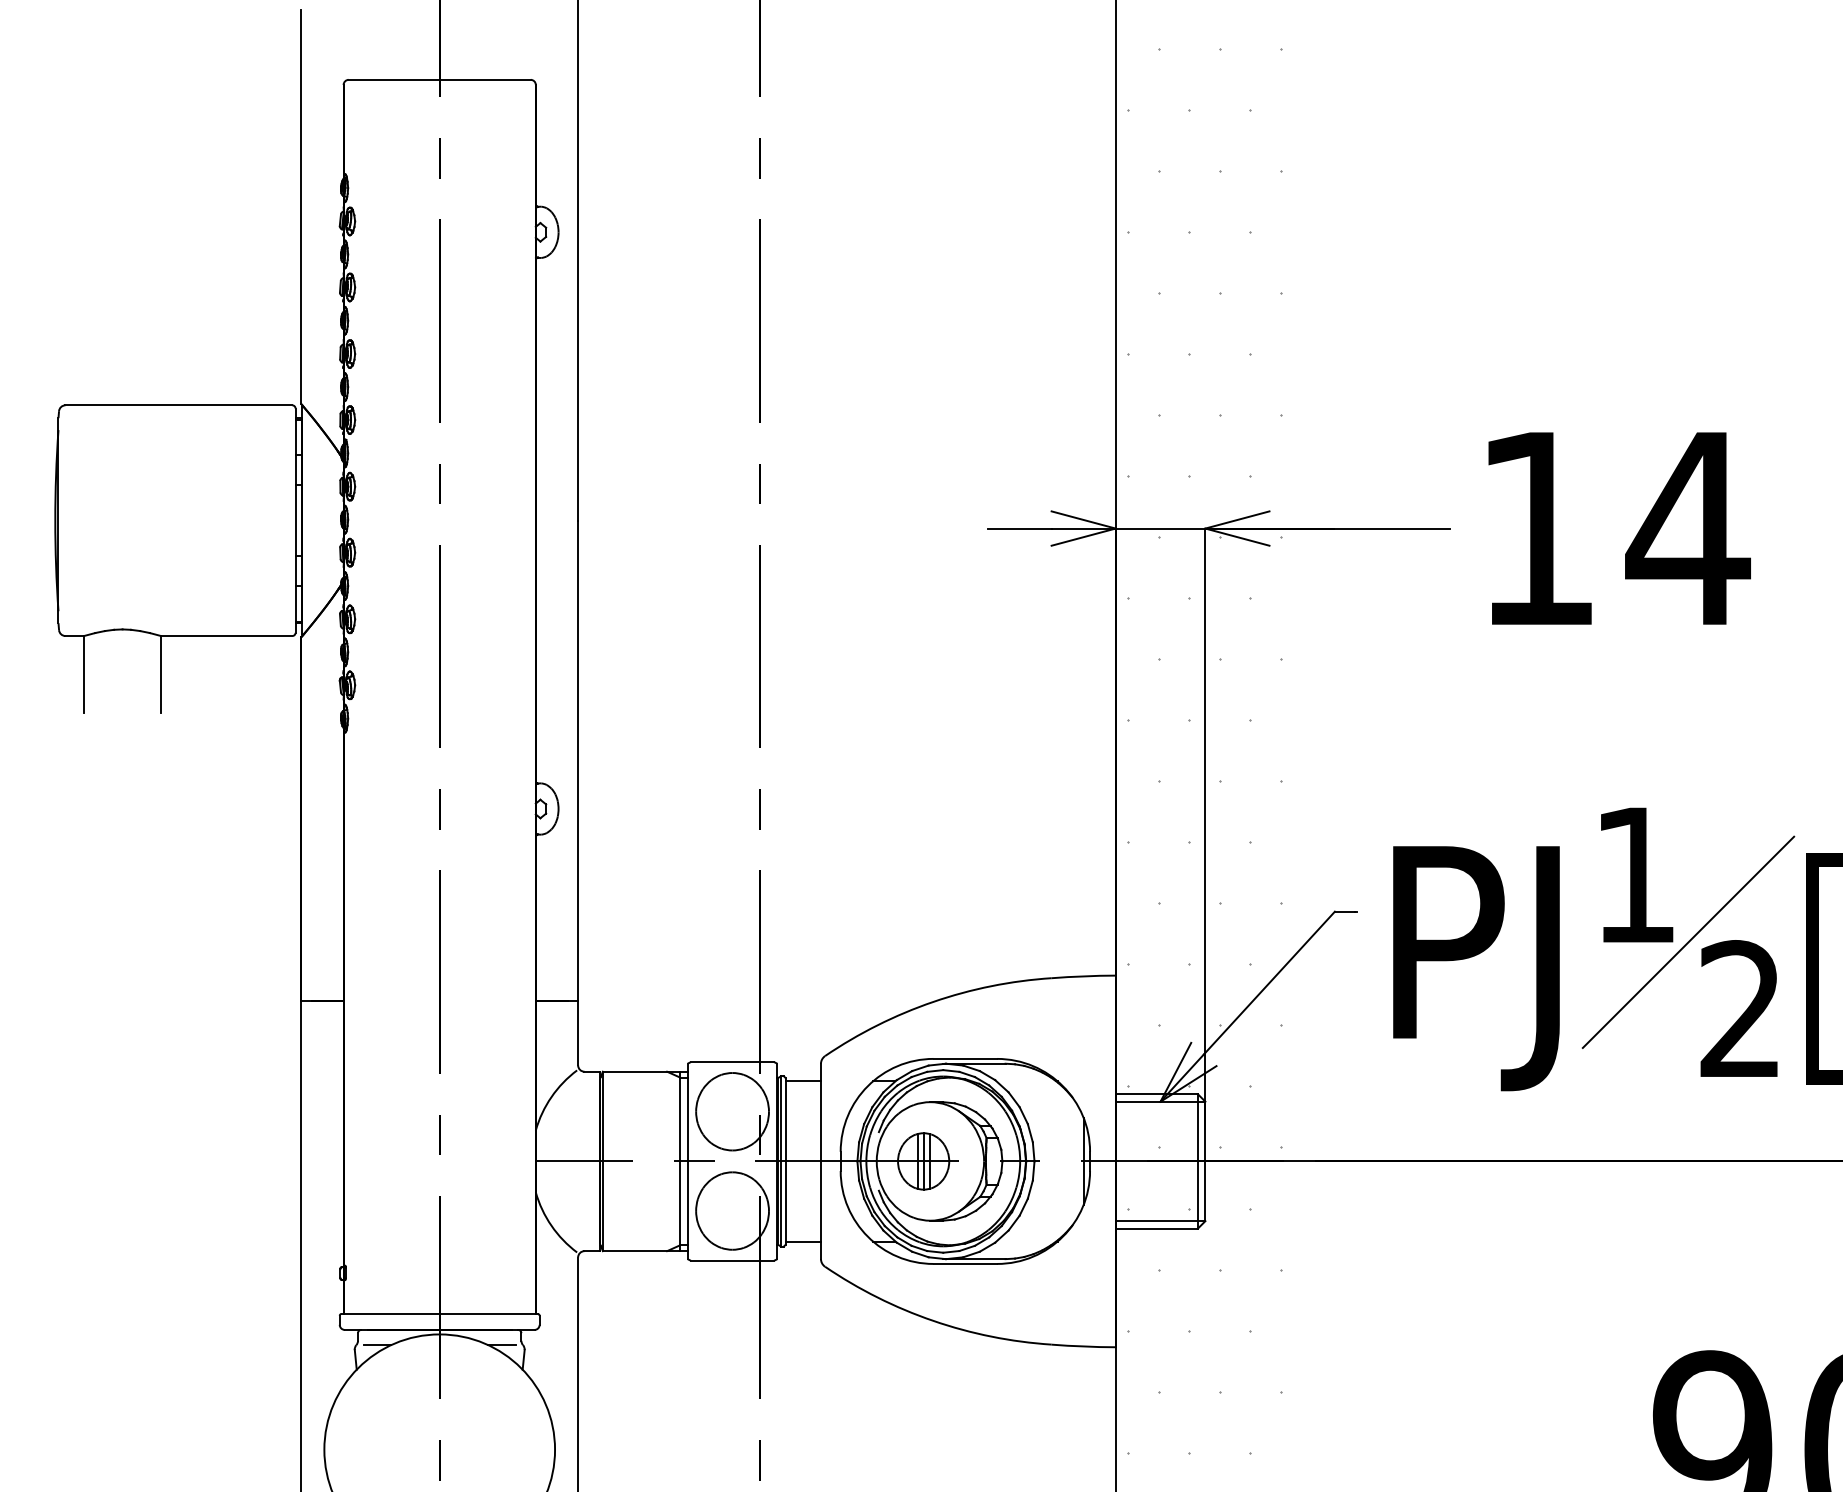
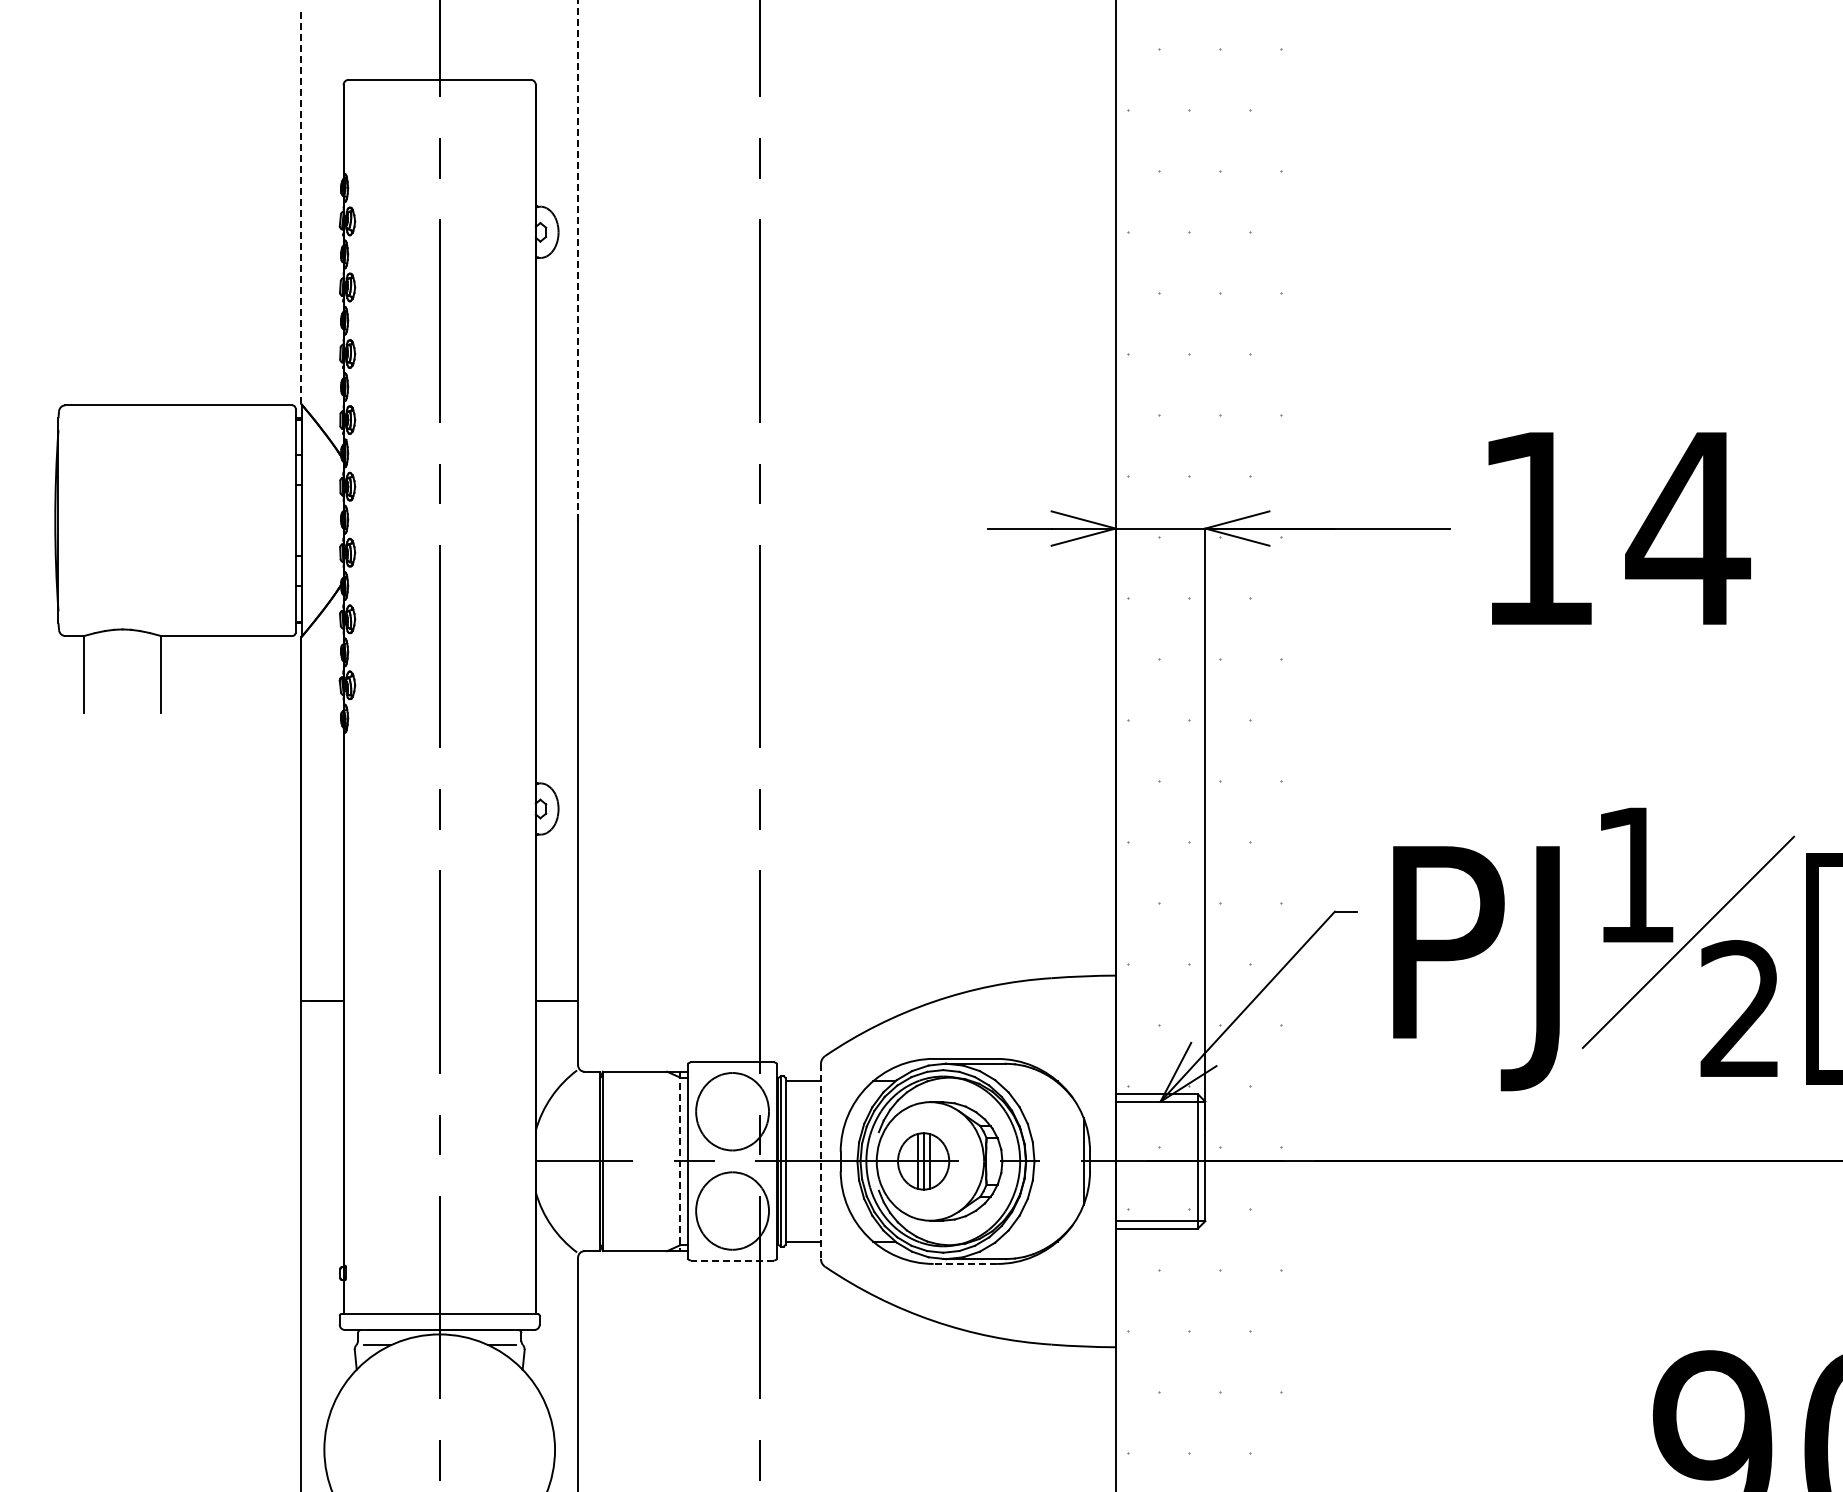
line: solid -> dashed (301, 206)
line: solid -> dashed (578, 260)
line: solid -> dashed (679, 1161)
line: solid -> dashed (820, 1161)
line: solid -> dashed (732, 1260)
line: solid -> dashed (965, 1263)
